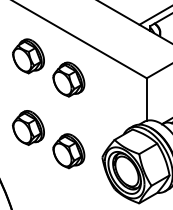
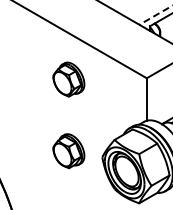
line: solid -> dashed (155, 15)
part: present -> none (28, 56)
part: present -> none (28, 127)
